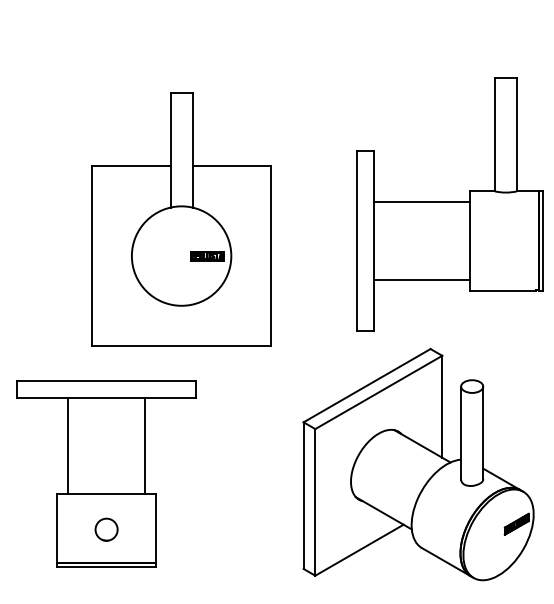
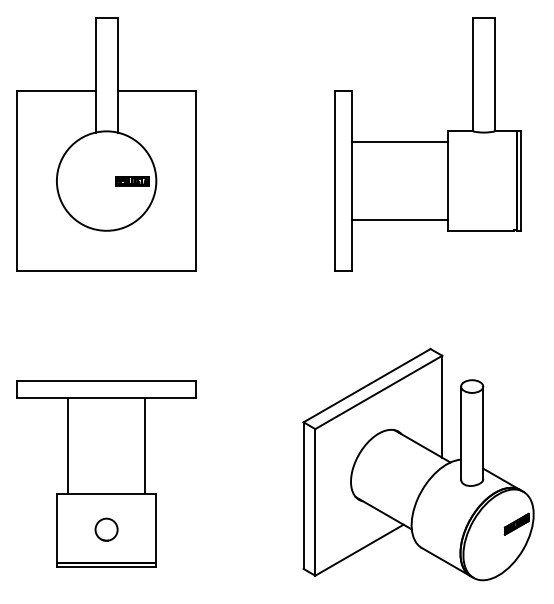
part position: (449, 204) -> (427, 144) (427, 144)
part position: (181, 219) -> (106, 144) (106, 144)
